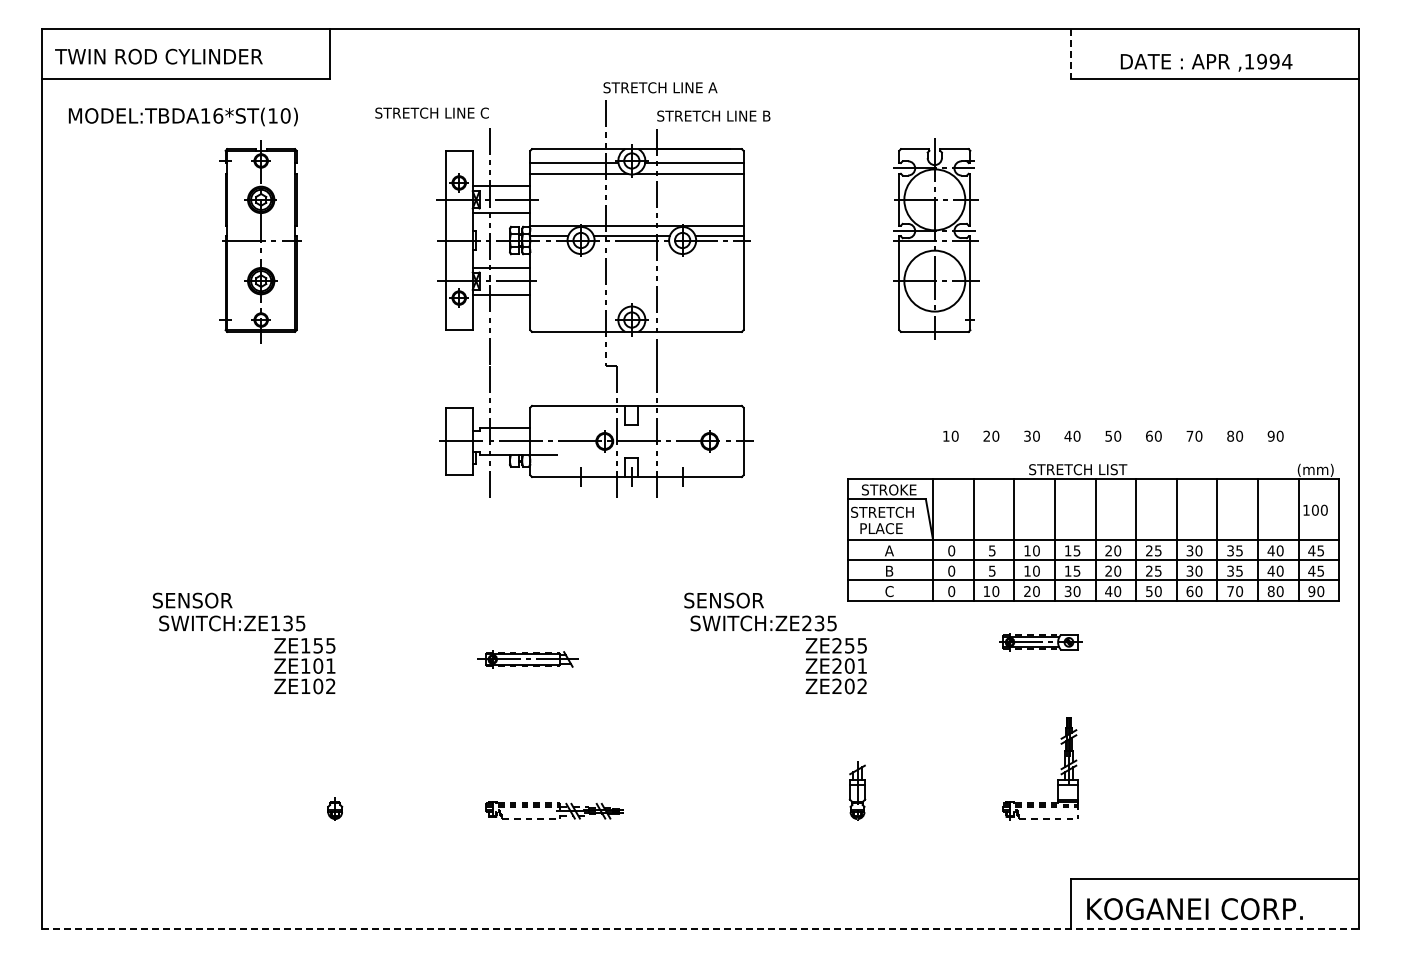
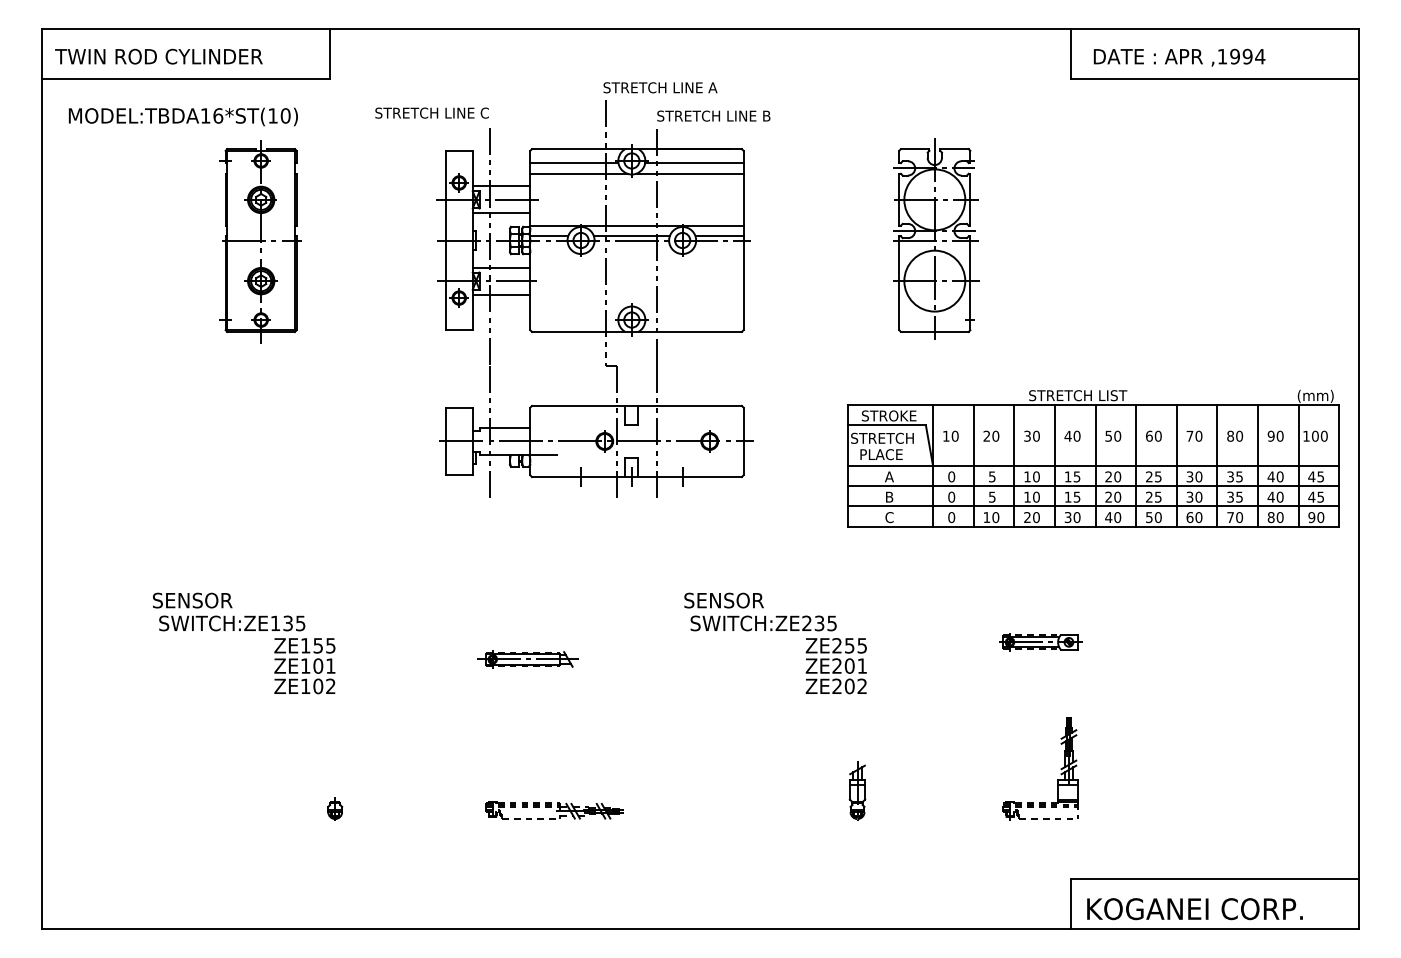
line: dashed -> solid (1071, 54)
text position: (1206, 62) -> (1179, 57) (1179, 57)
part position: (1093, 532) -> (1093, 458) (1093, 458)
line: dashed -> solid (700, 929)
